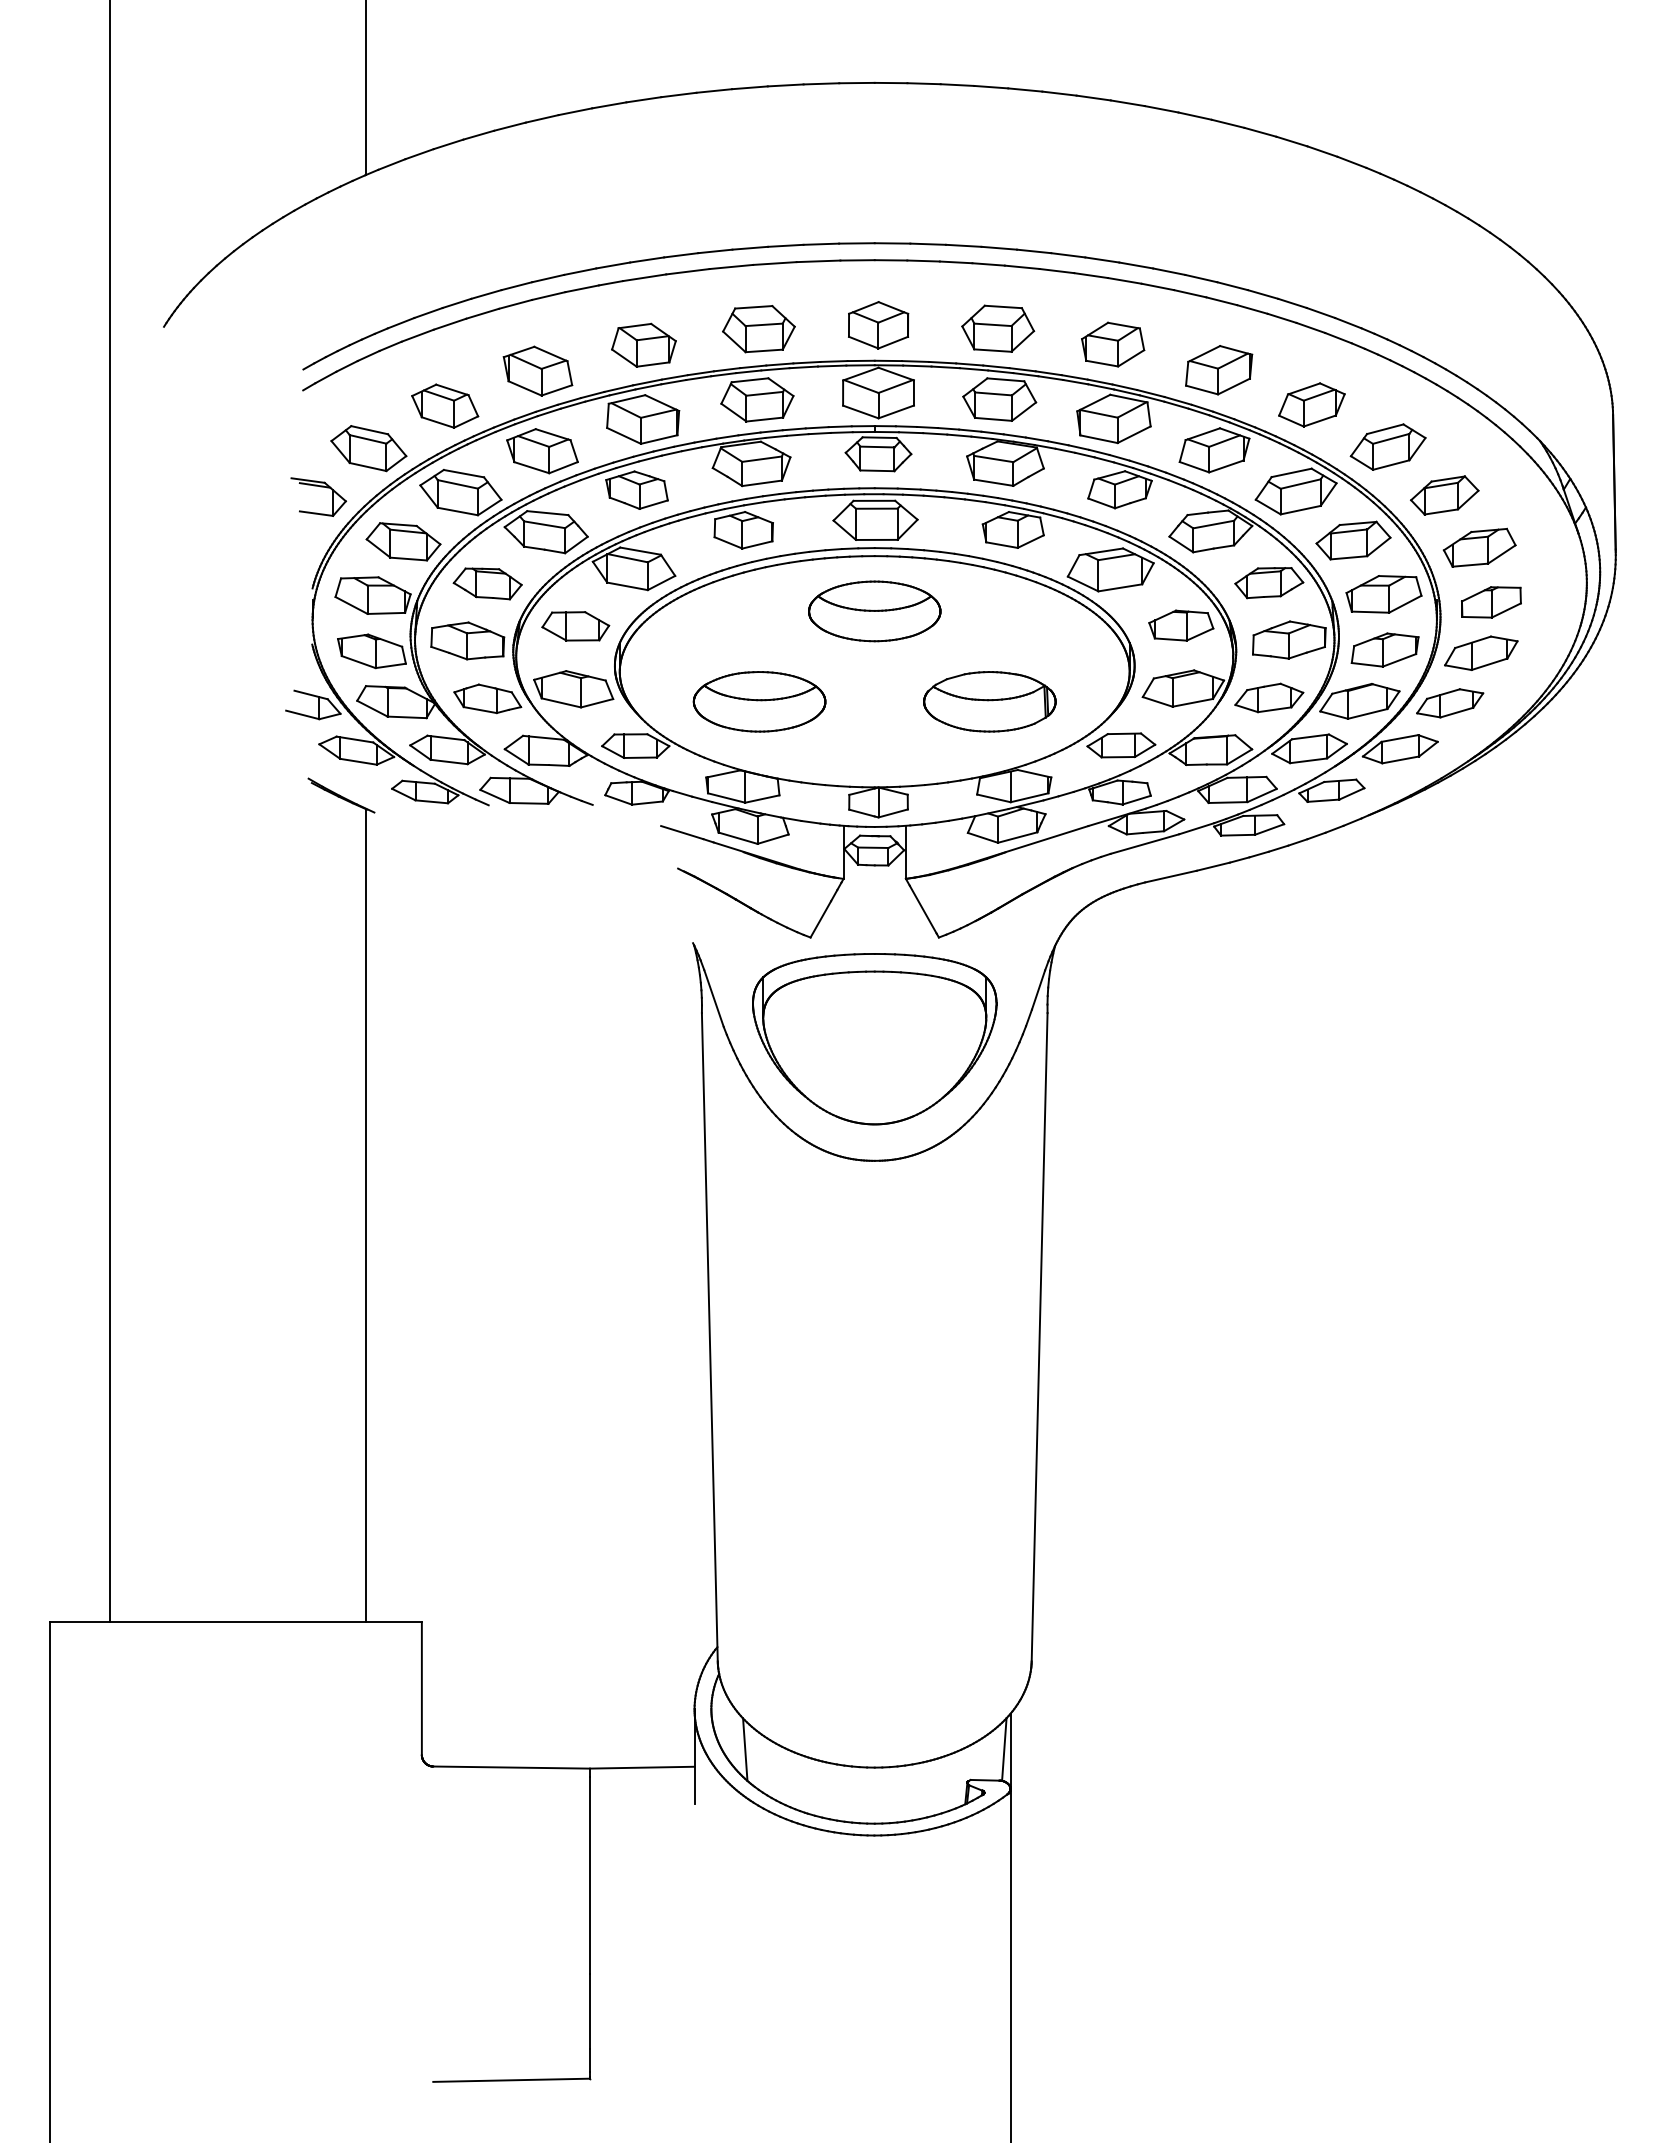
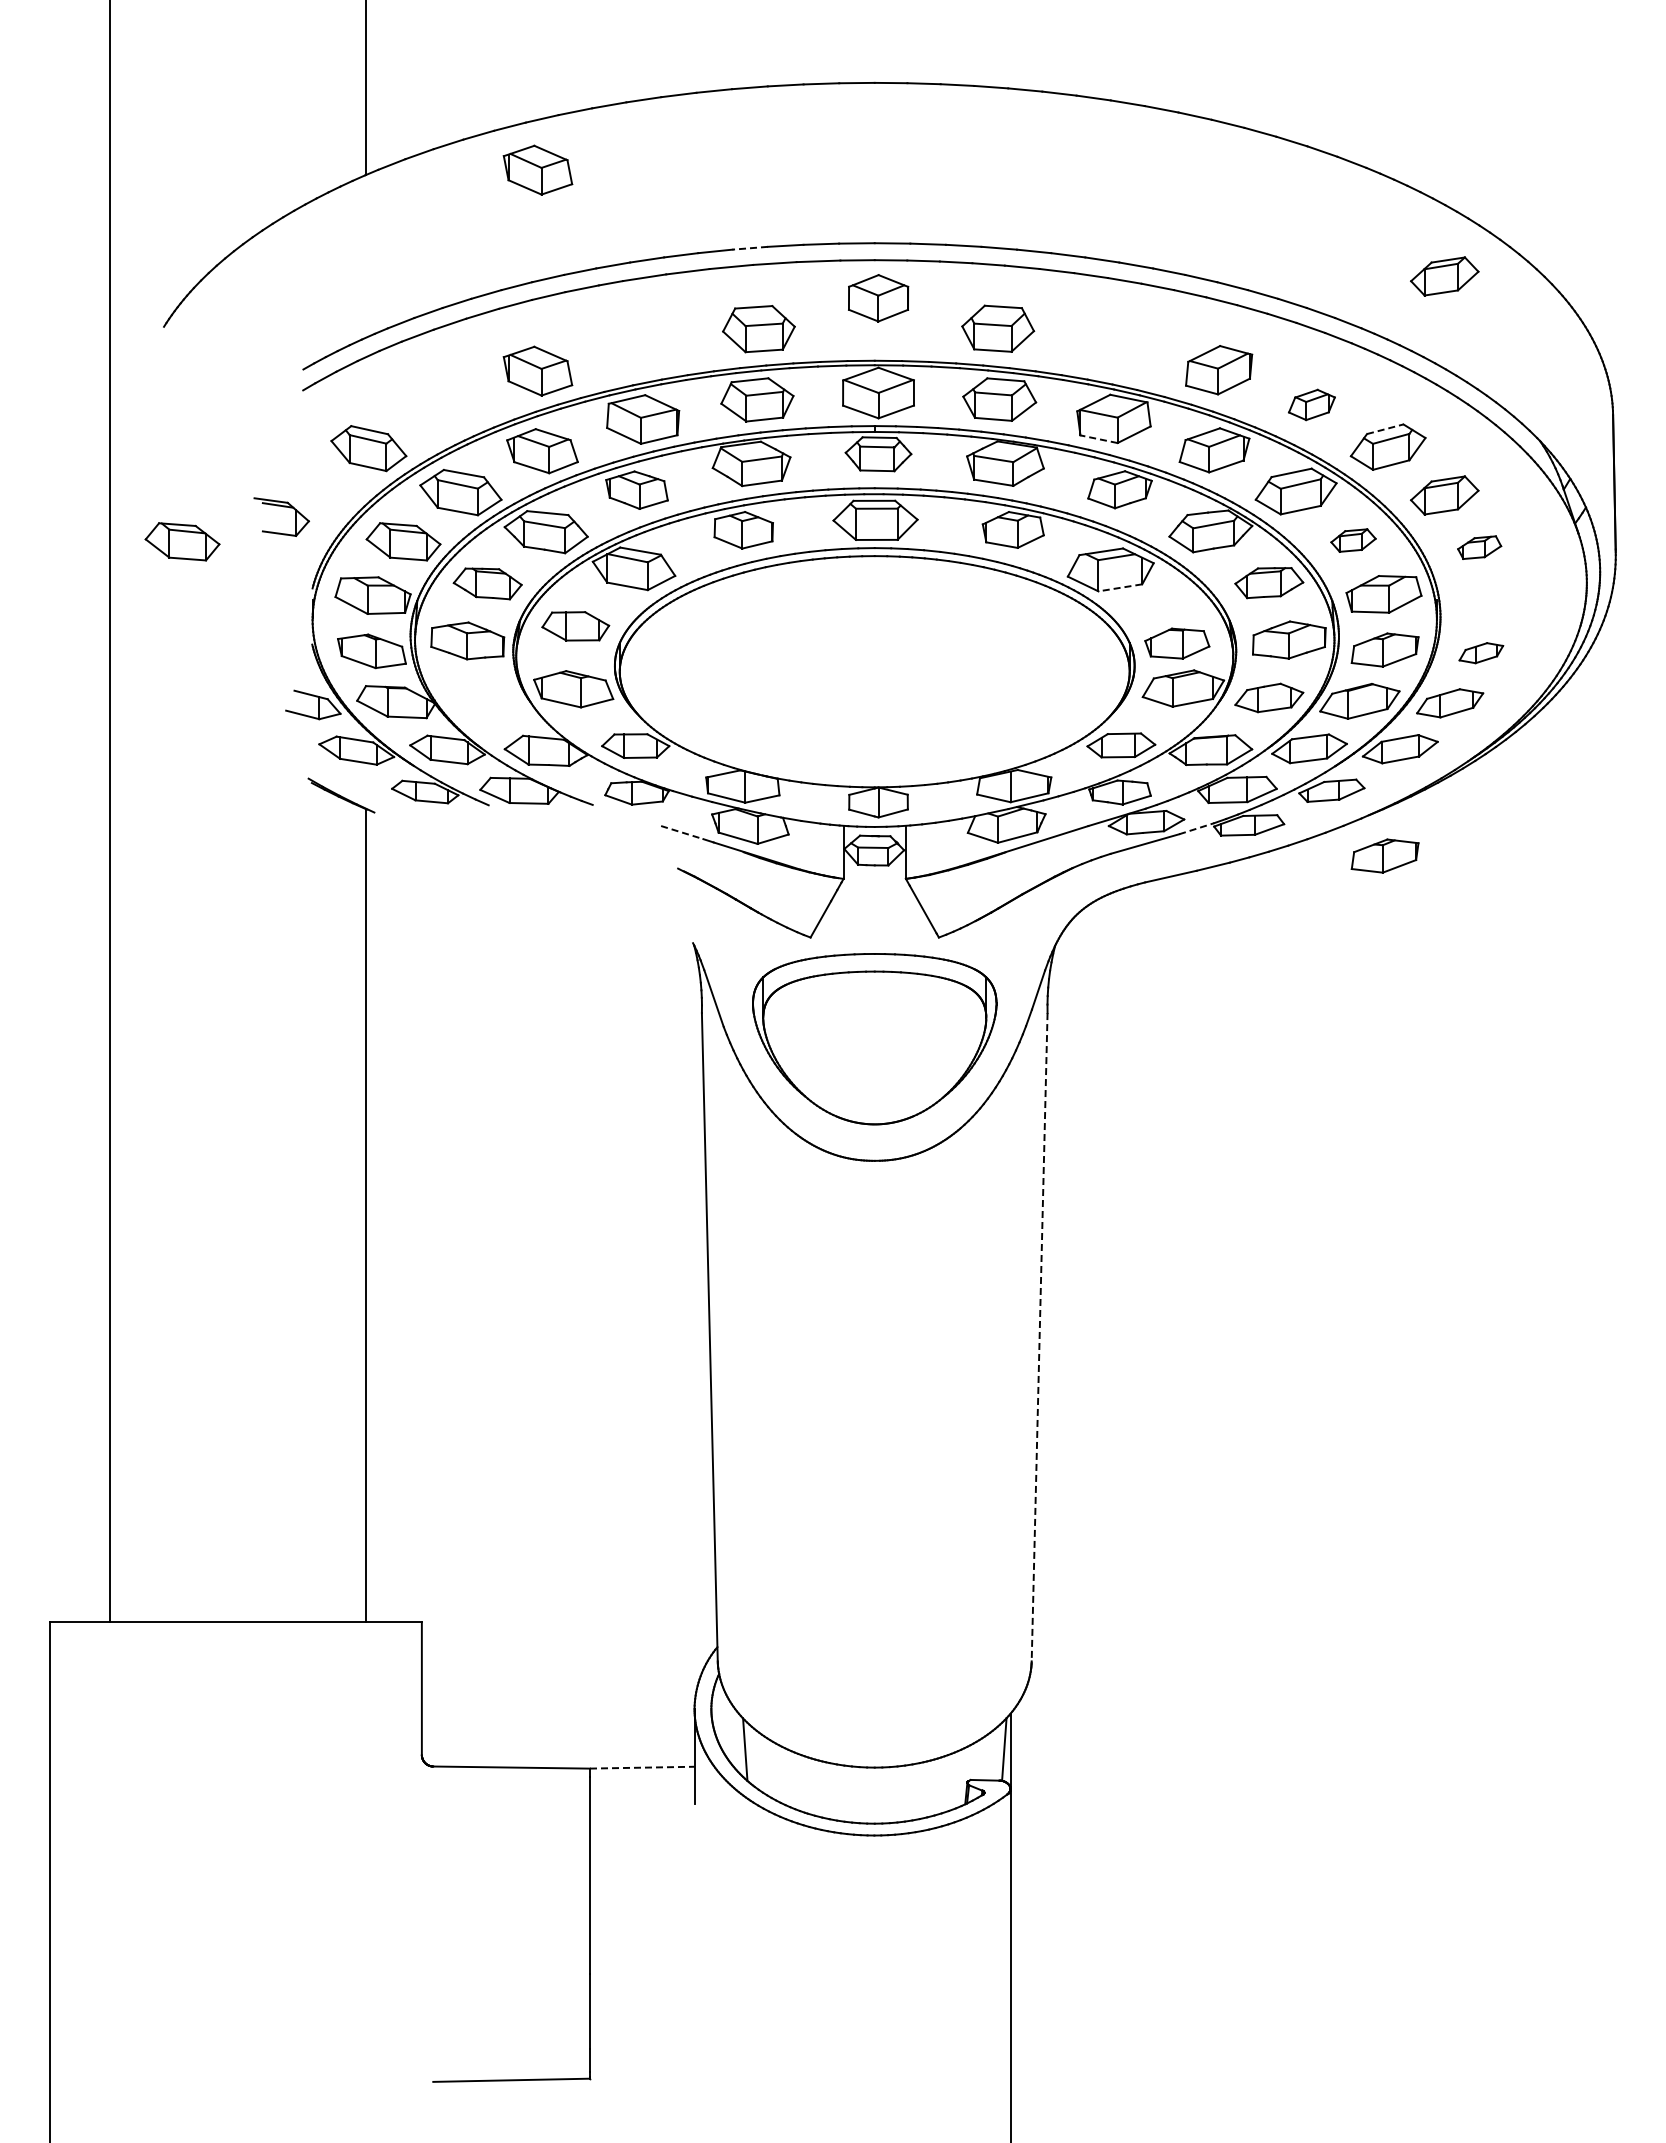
part: none -> present (537, 169)
line: solid -> dashed (750, 248)
part: none -> present (1444, 276)
part position: (878, 325) -> (878, 298) (878, 298)
part: present -> none (643, 344)
part: present -> none (1113, 344)
part size: 68x46 px -> 48x34 px (1311, 404)
part: present -> none (445, 405)
line: solid -> dashed (1385, 429)
line: solid -> dashed (1099, 439)
part position: (320, 487) -> (283, 507) (283, 507)
part size: 77x41 px -> 47x25 px (1353, 540)
part: none -> present (182, 541)
part size: 75x41 px -> 46x25 px (1479, 547)
line: solid -> dashed (1119, 587)
part: present -> none (1491, 602)
part: present -> none (874, 611)
part position: (1181, 625) -> (1177, 643) (1177, 643)
part size: 75x36 px -> 47x23 px (1481, 653)
part: present -> none (487, 698)
part: present -> none (759, 701)
part: present -> none (989, 701)
line: solid -> dashed (1197, 828)
line: solid -> dashed (682, 832)
part: none -> present (1384, 855)
line: solid -> dashed (1039, 1337)
line: solid -> dashed (642, 1767)
